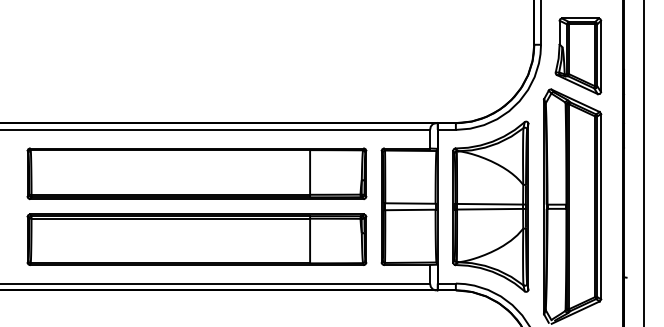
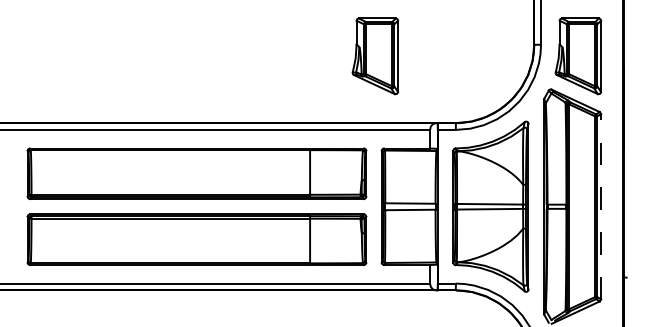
part: none -> present (375, 56)
line: present -> none (644, 162)
line: solid -> dashed (601, 206)
